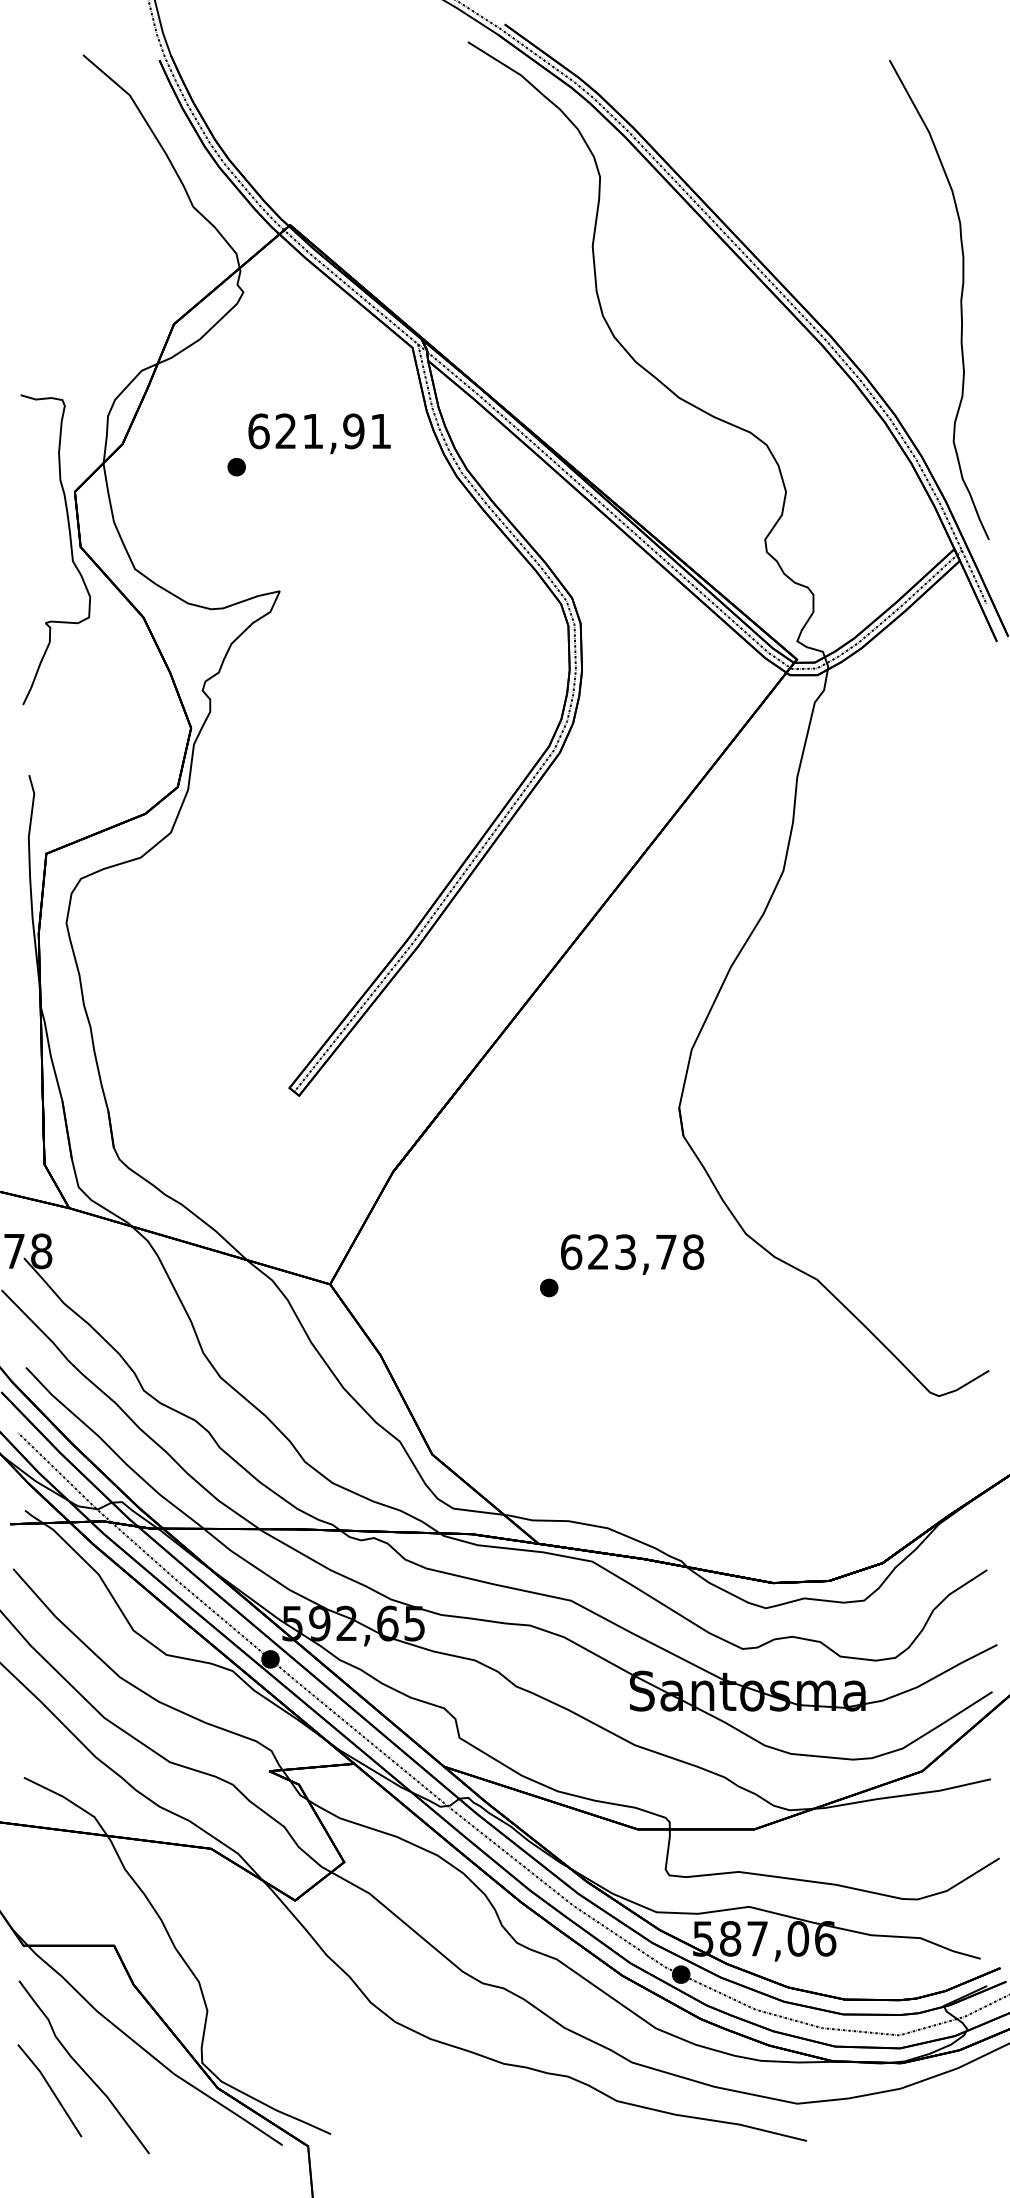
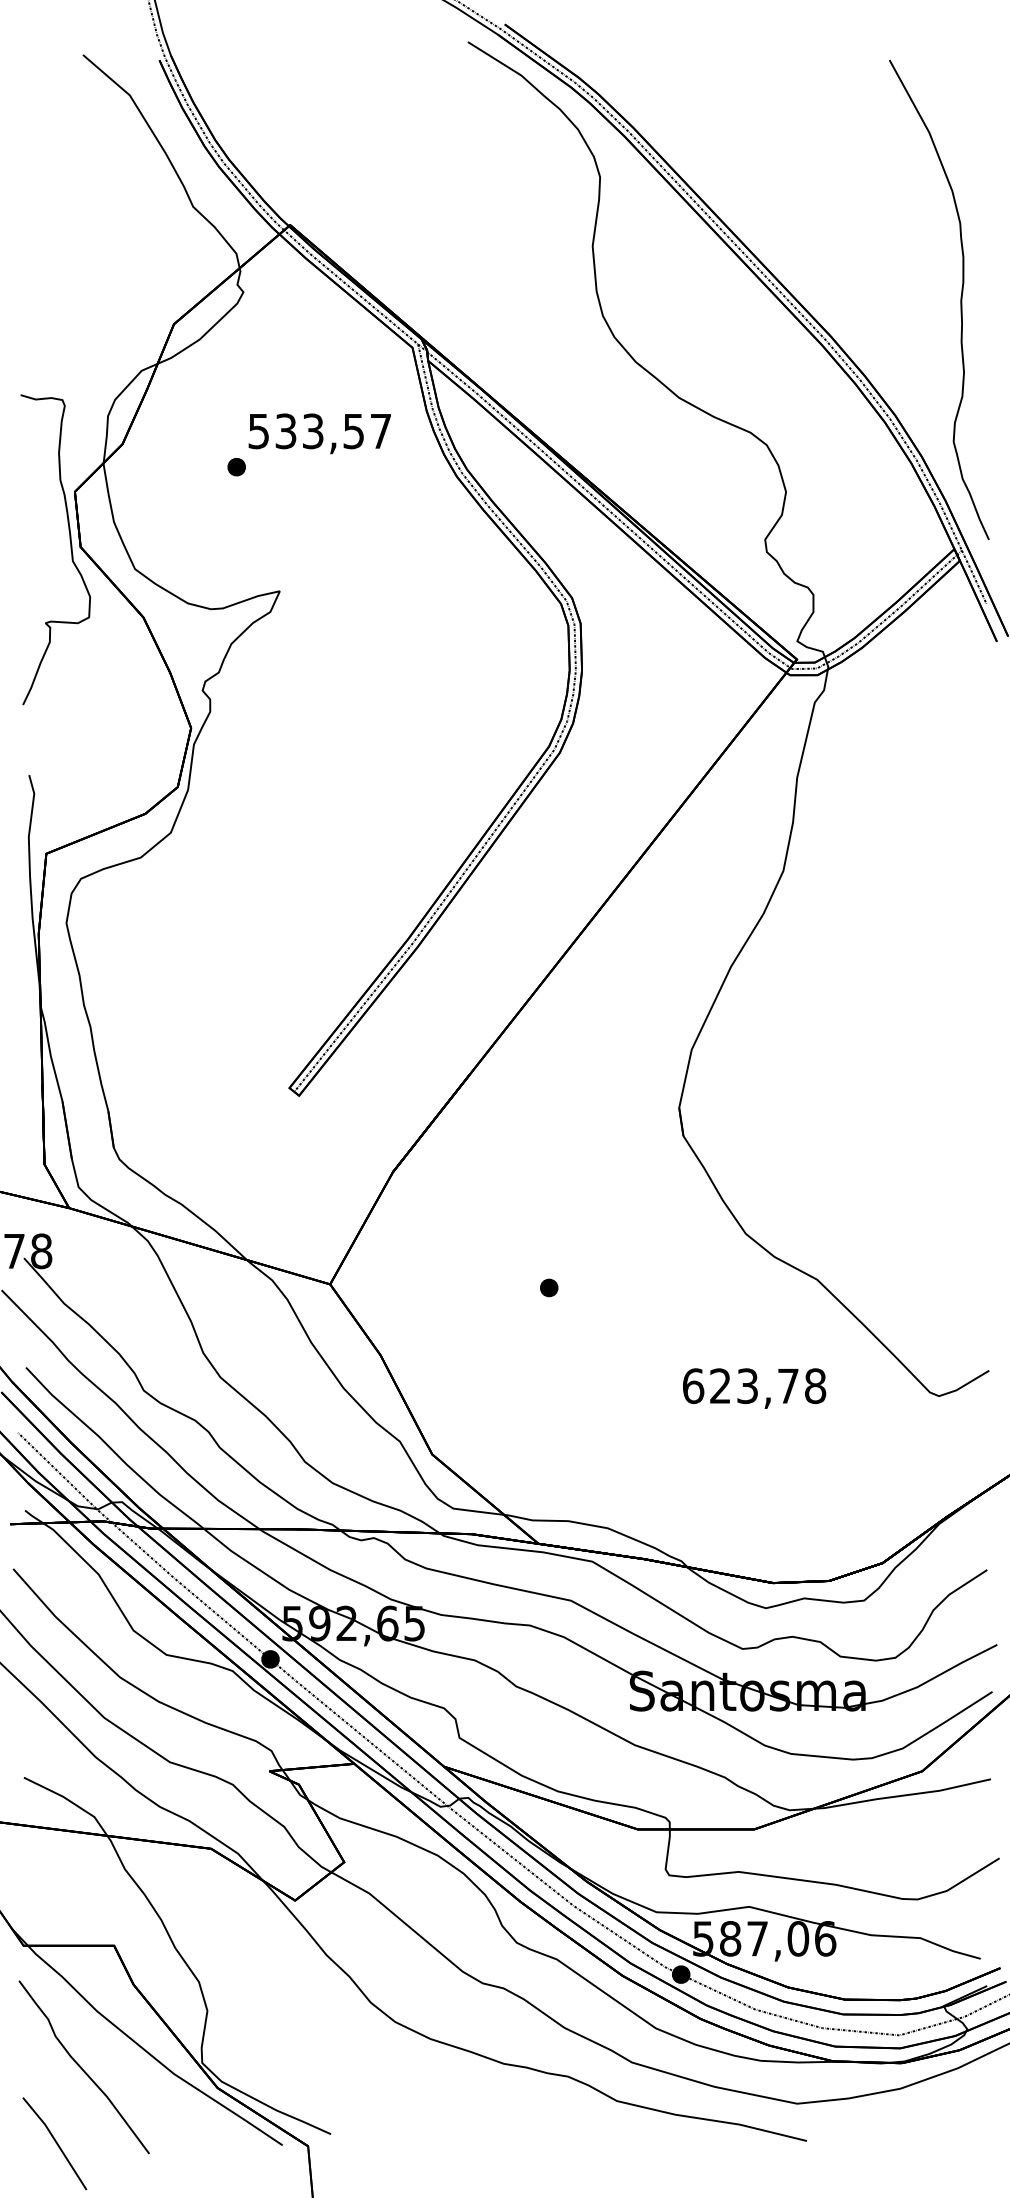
text: 621,91 -> 533,57 (319, 431)
text position: (632, 1254) -> (754, 1388) (754, 1388)
line position: (50, 2089) -> (55, 2142) (55, 2142)
